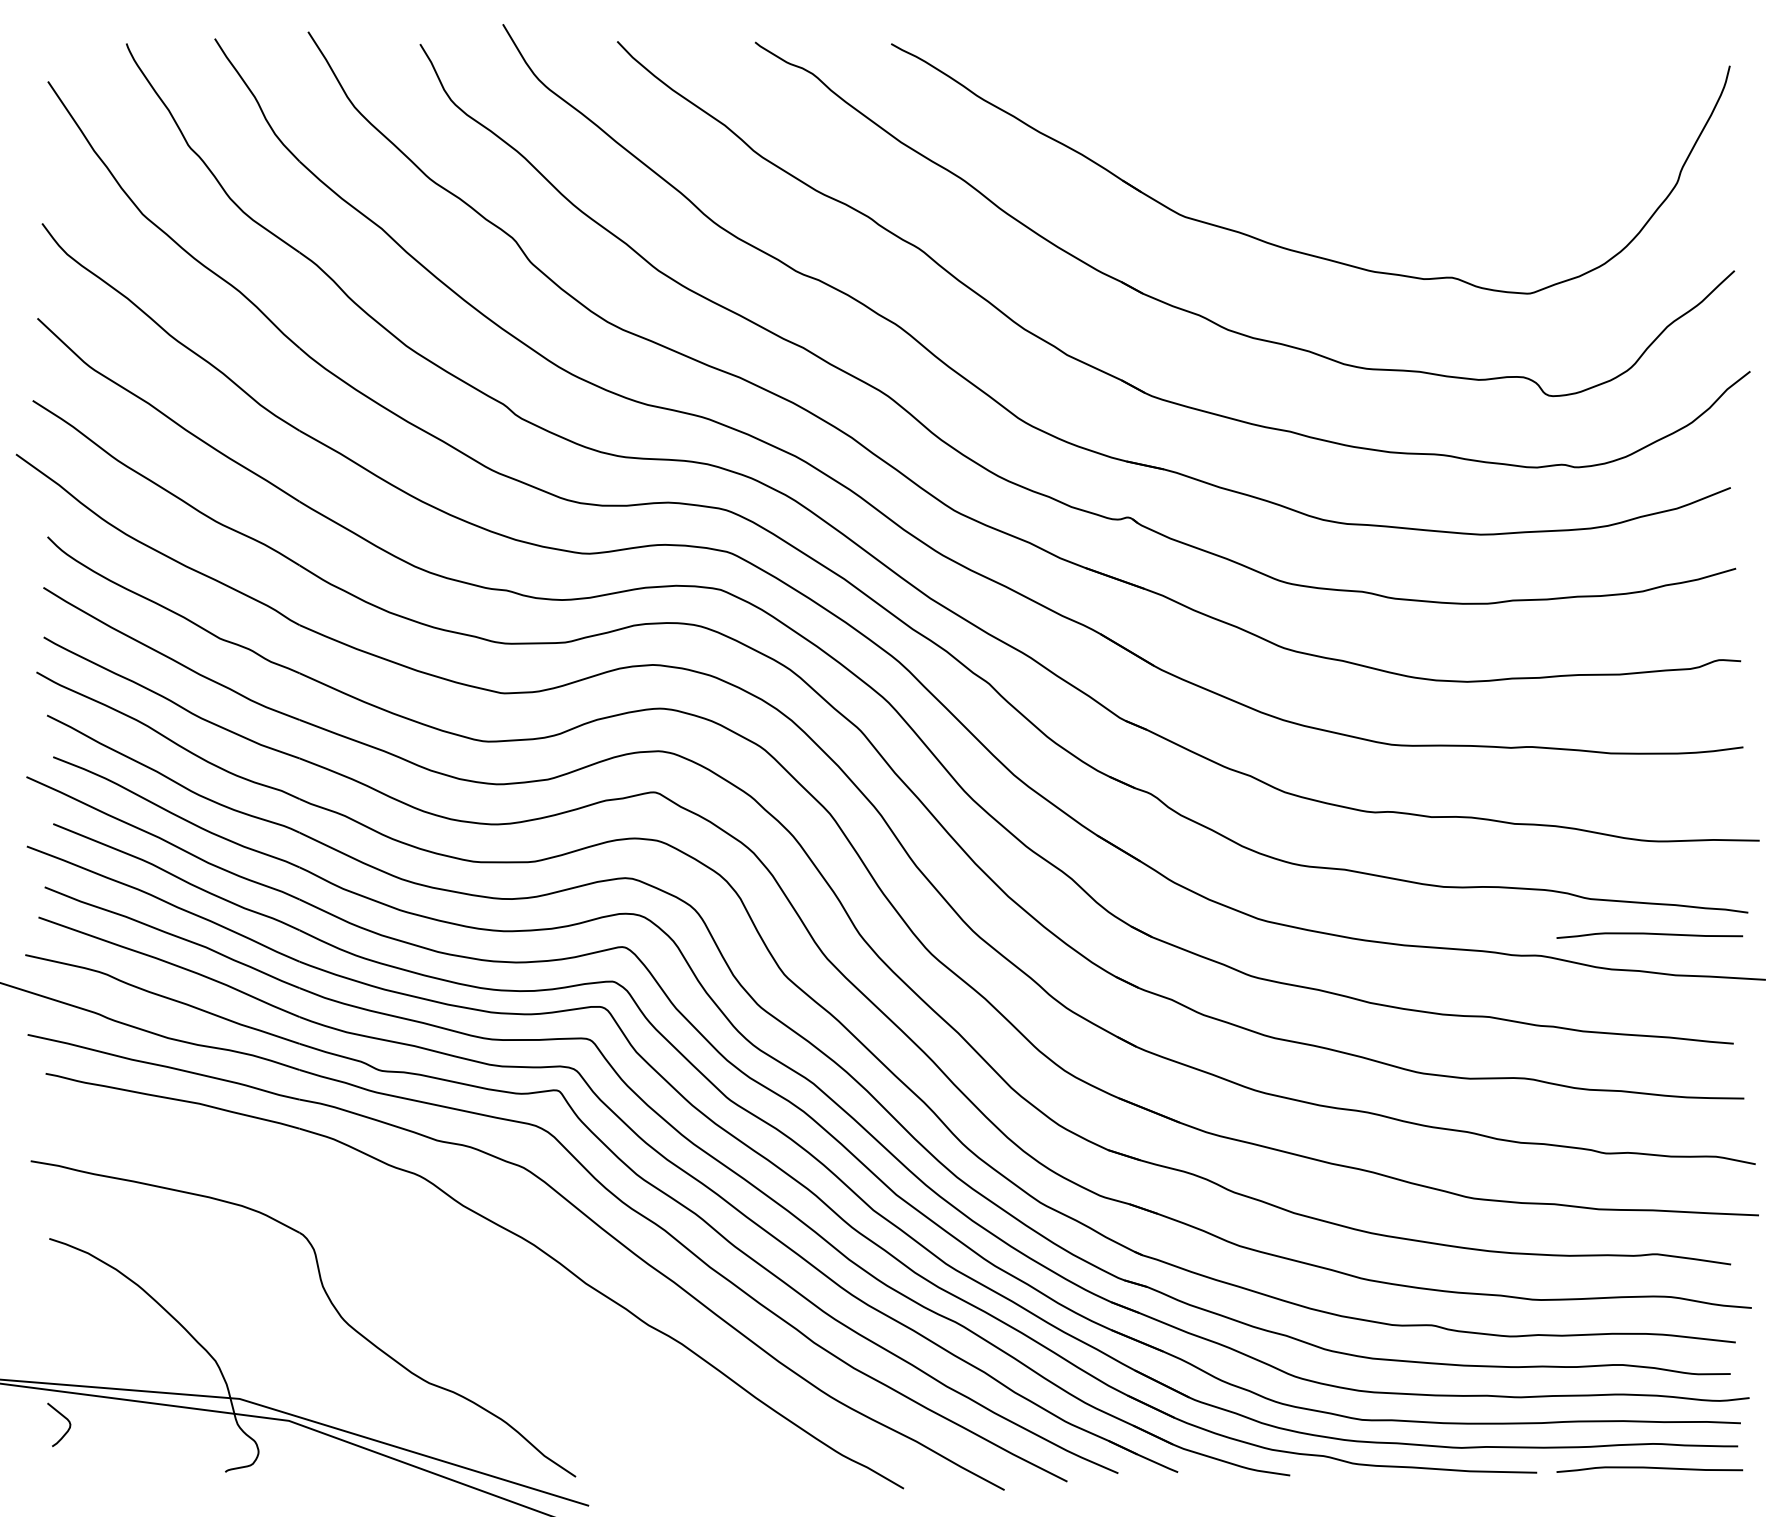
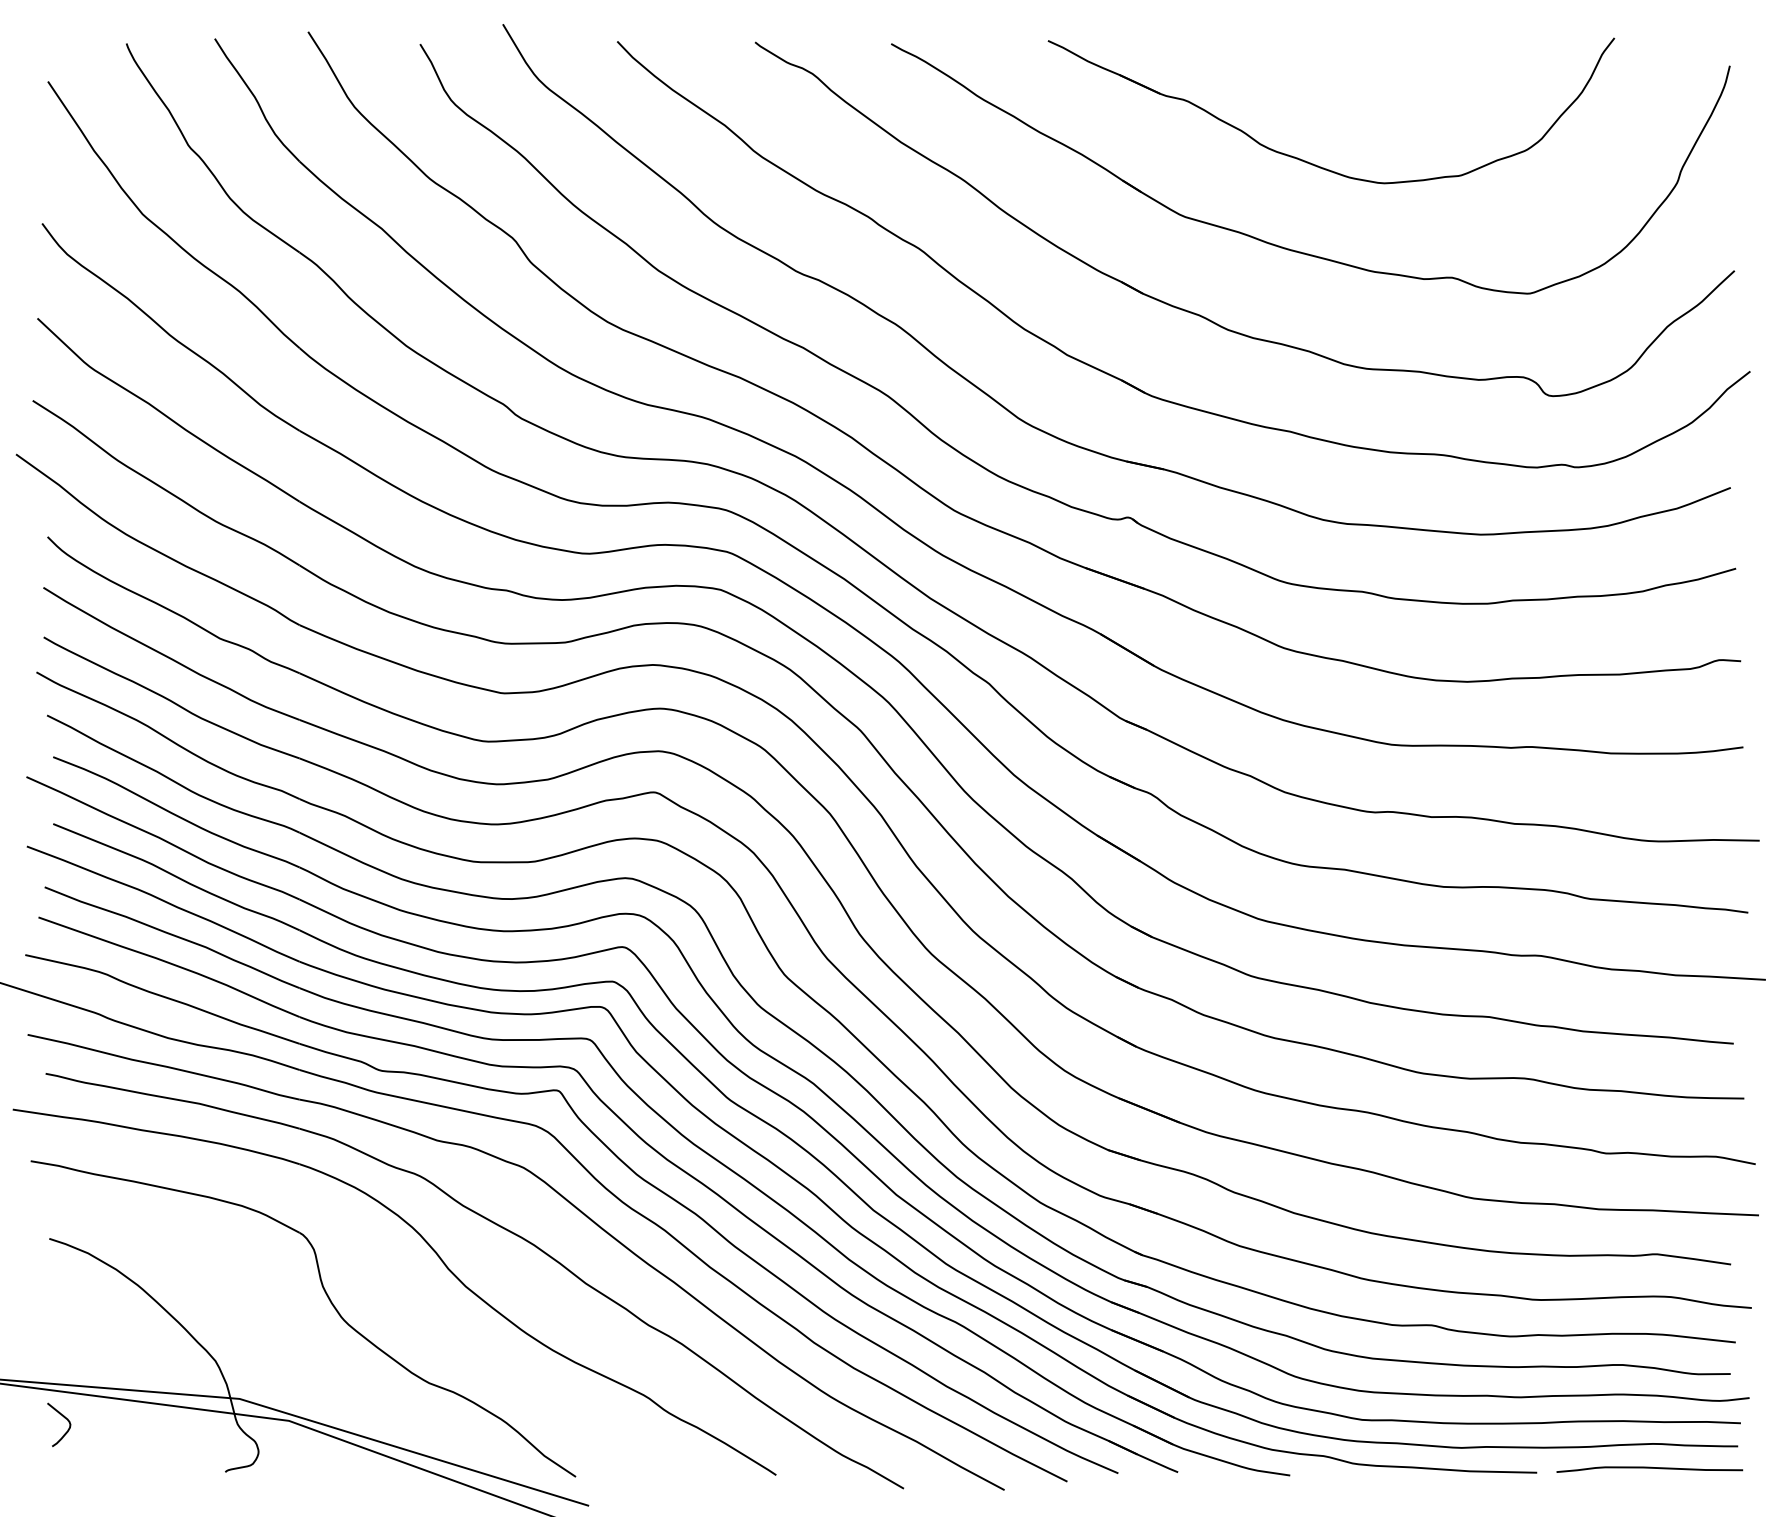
part: none -> present (1308, 161)
curve: present -> none (1649, 934)
part: none -> present (437, 1256)
